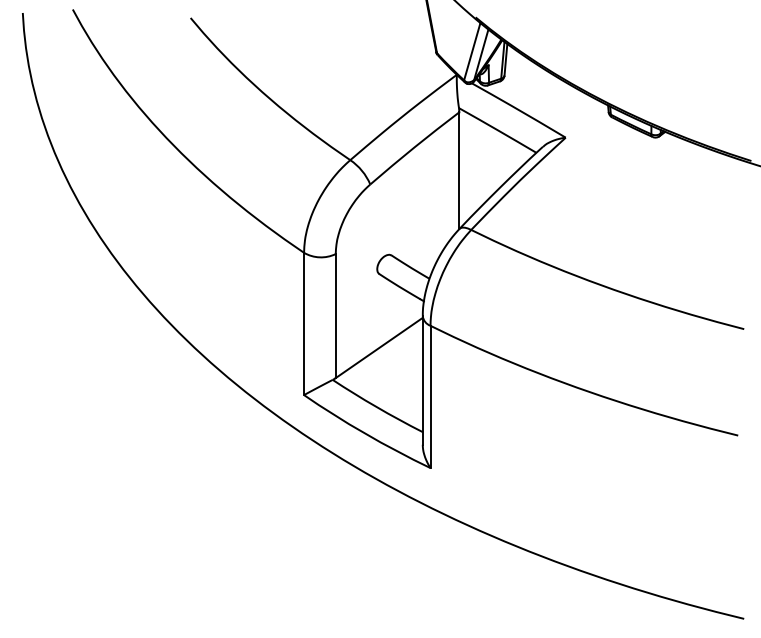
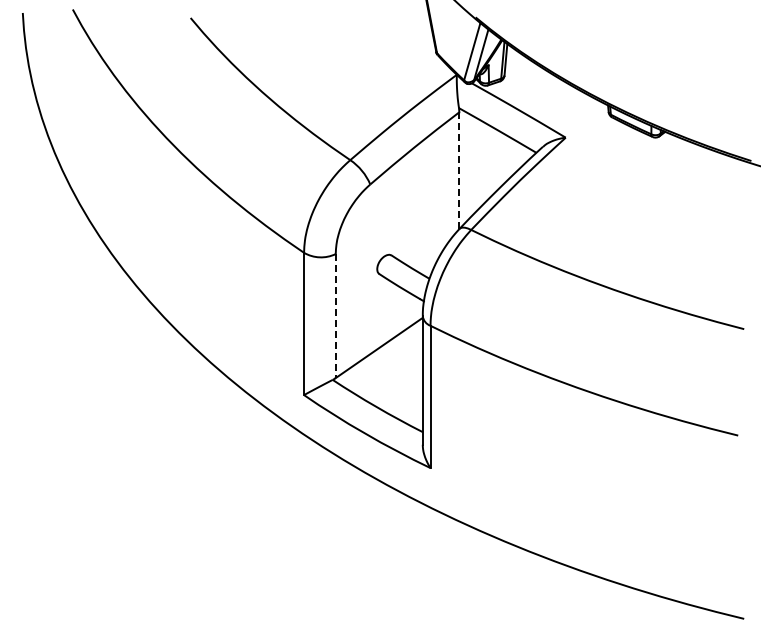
line: solid -> dashed (459, 170)
line: solid -> dashed (335, 316)
